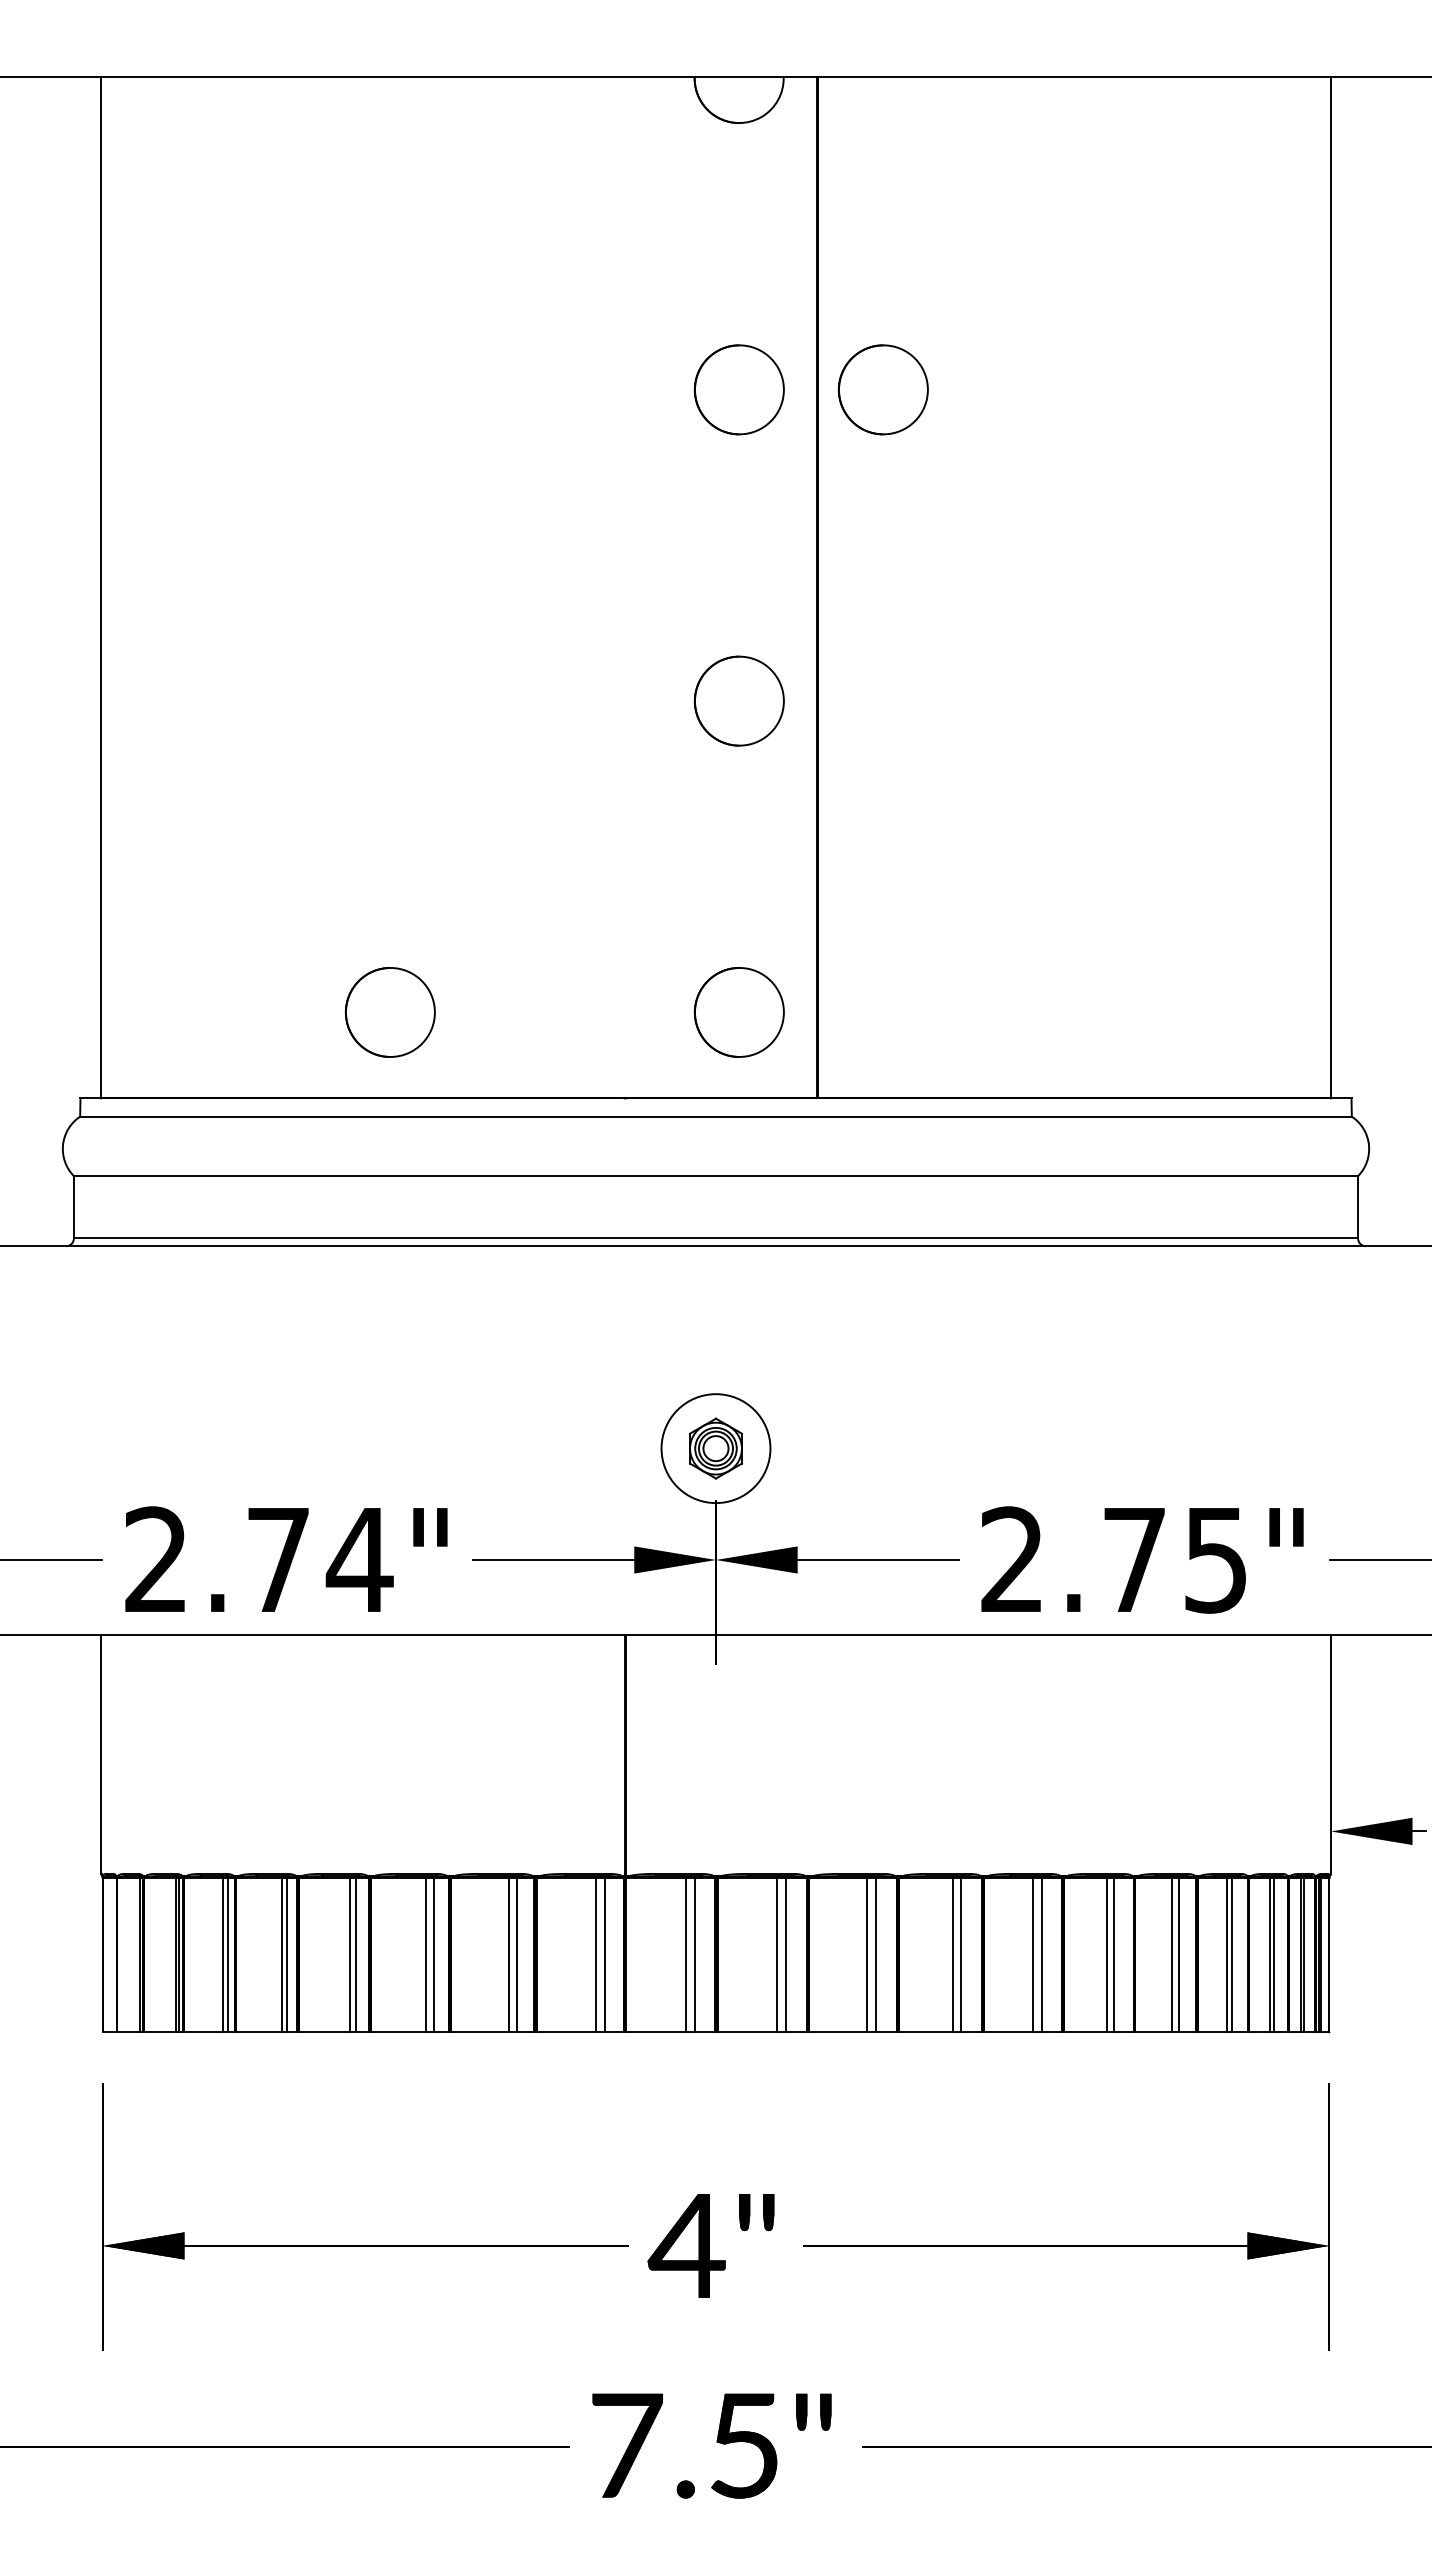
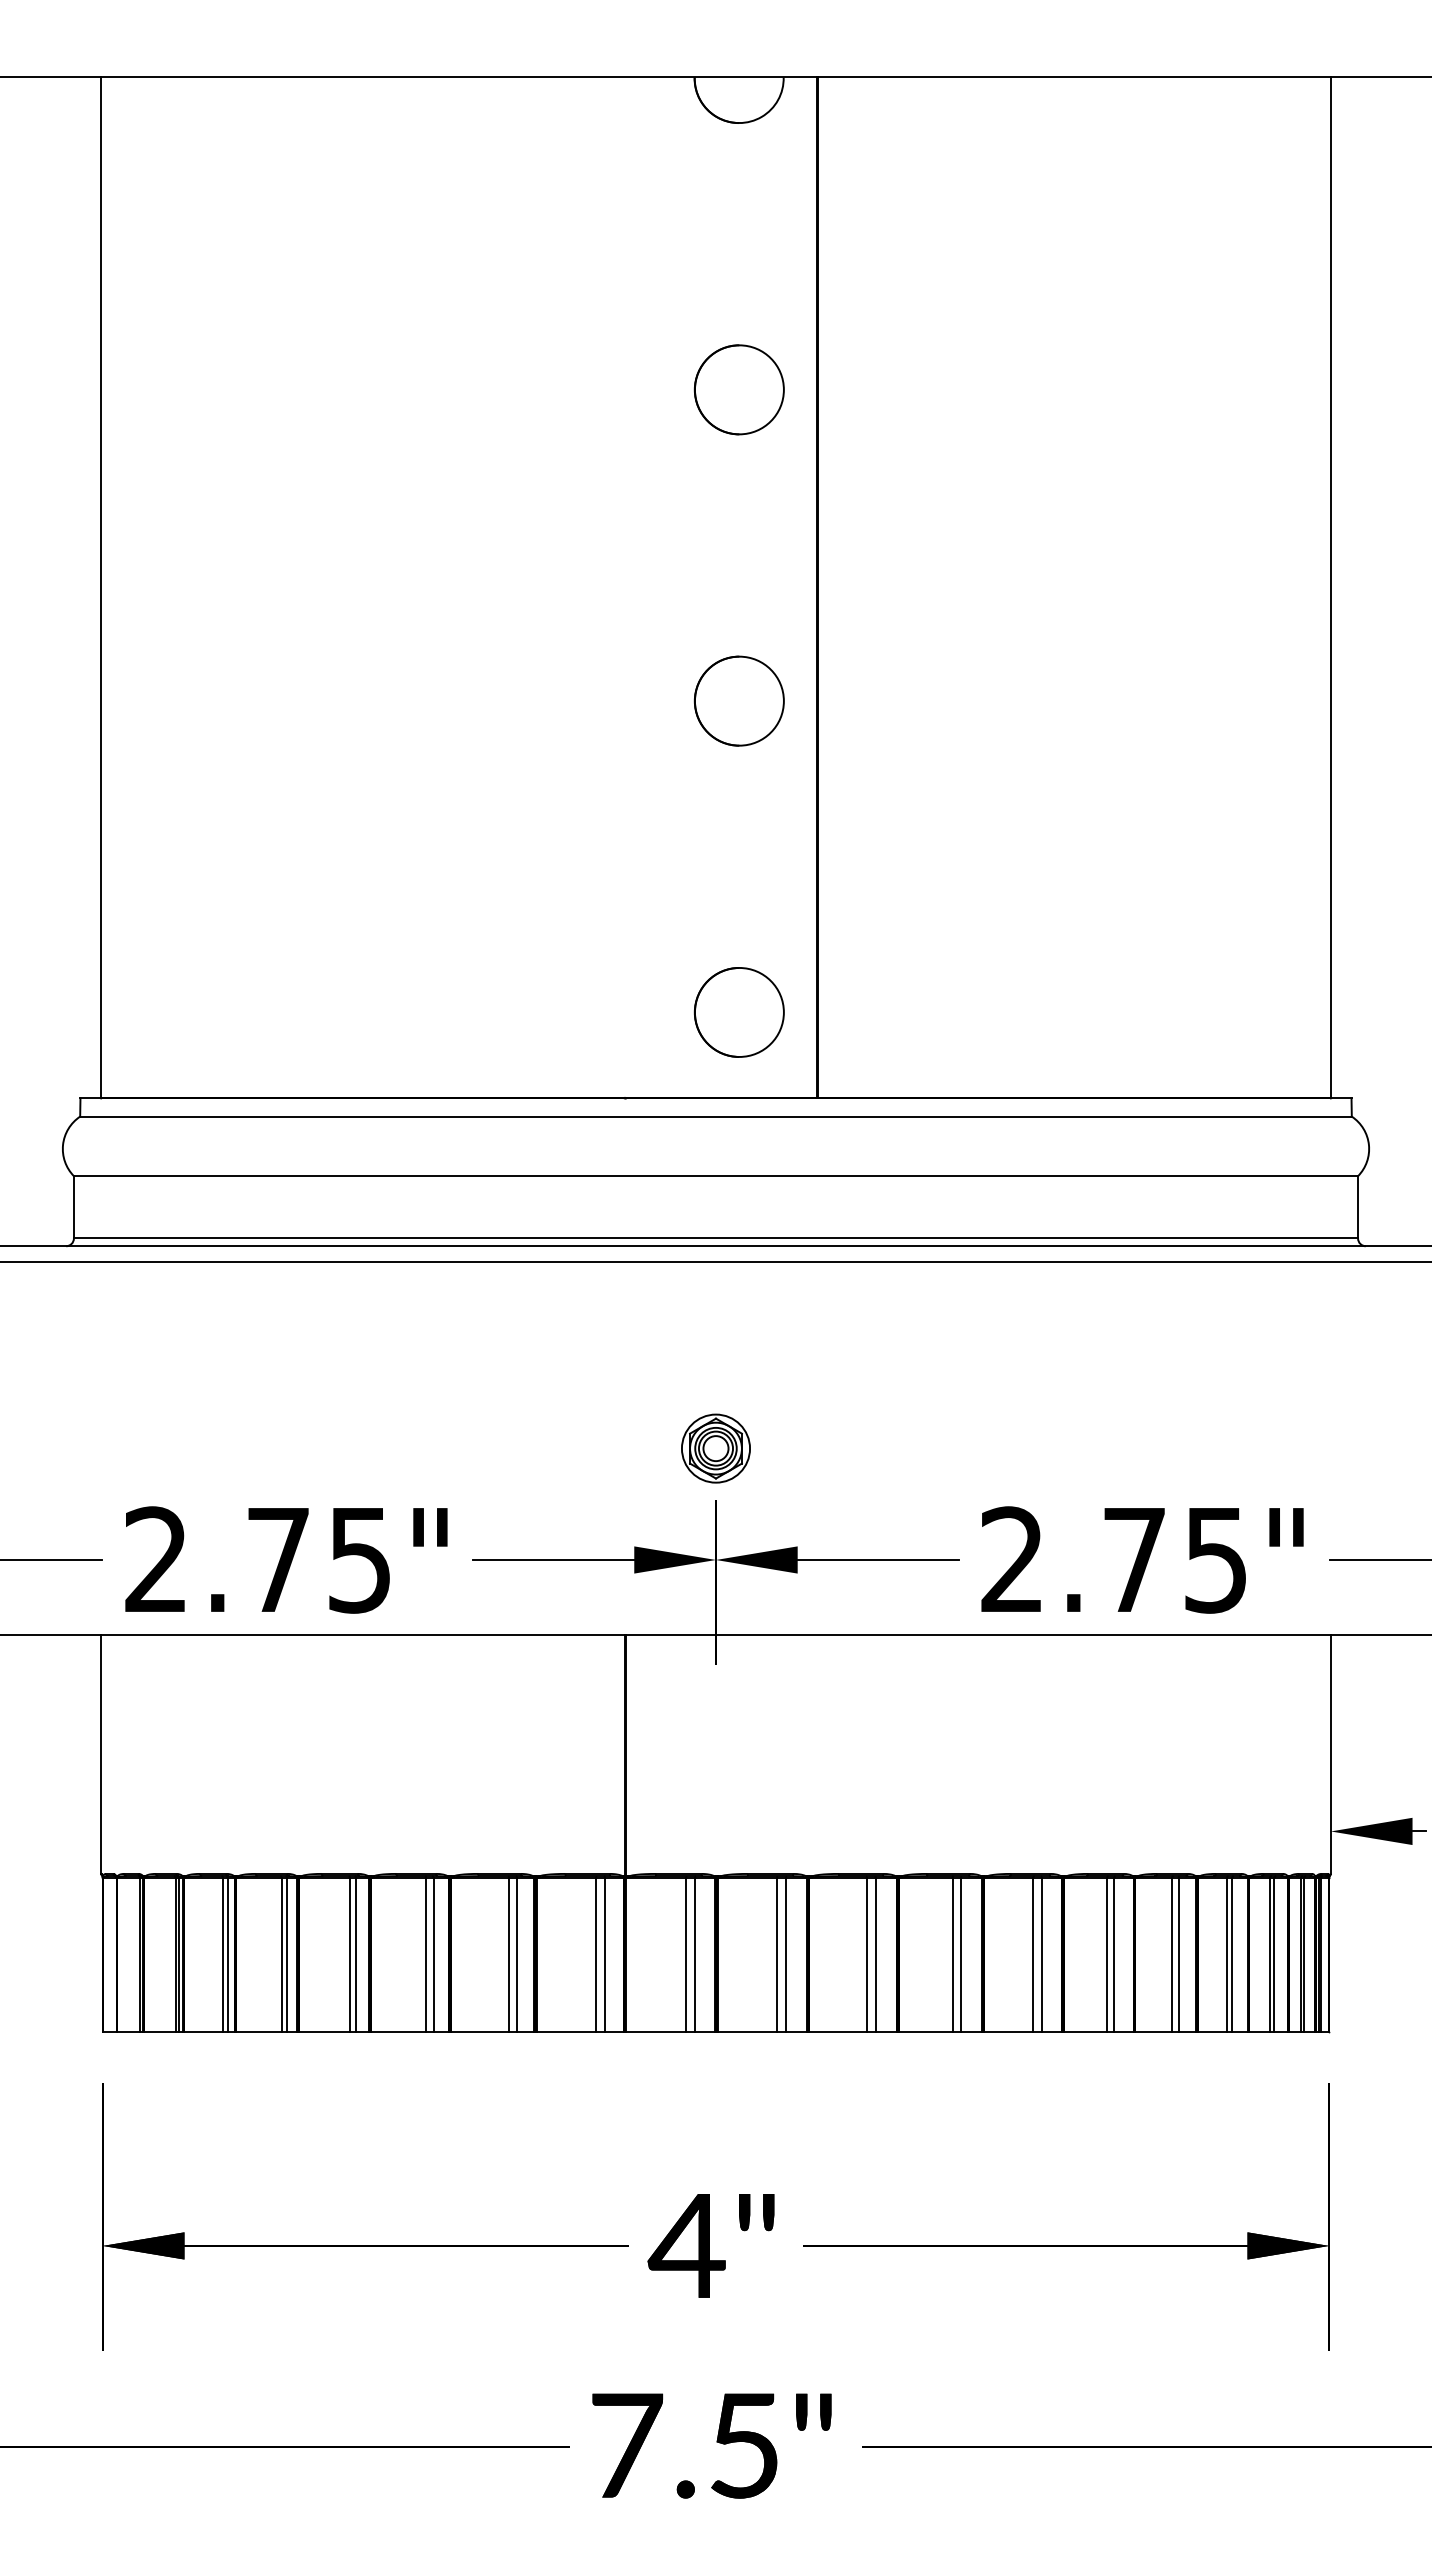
part: present -> none (882, 389)
part: present -> none (389, 1012)
line: none -> present (715, 1261)
circle diameter: 109 px -> 68 px (715, 1448)
text: 2.74" -> 2.75" (359, 1560)
